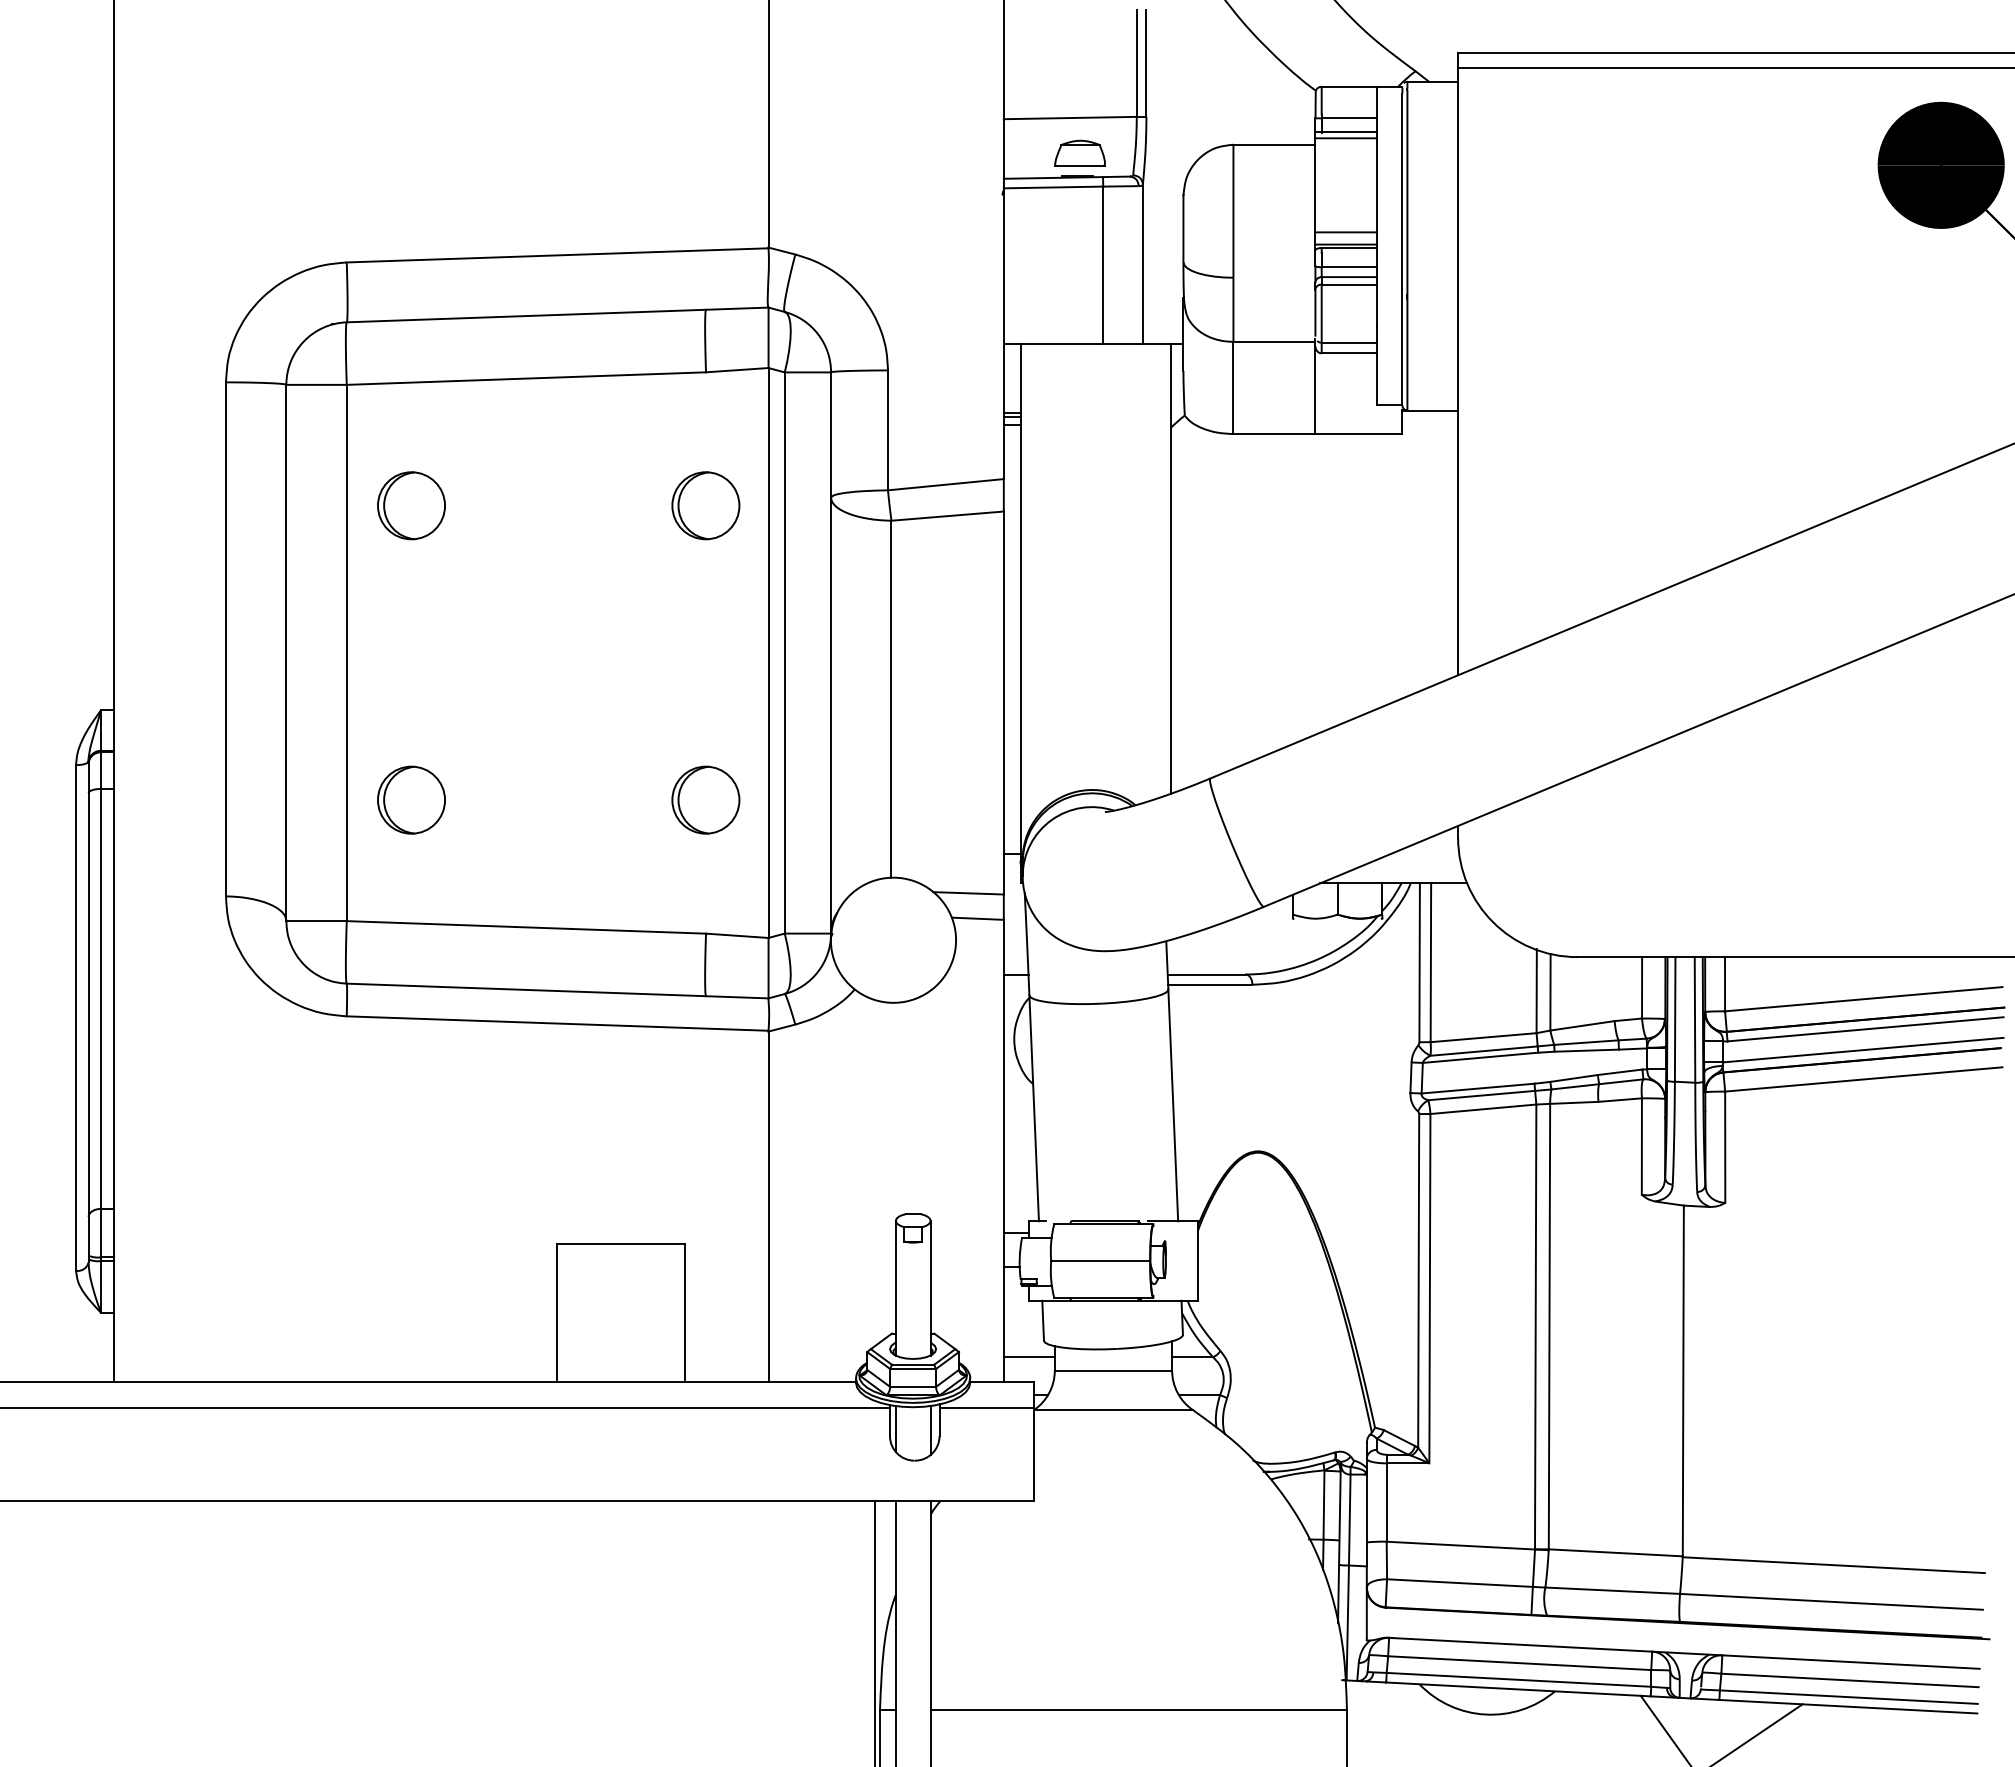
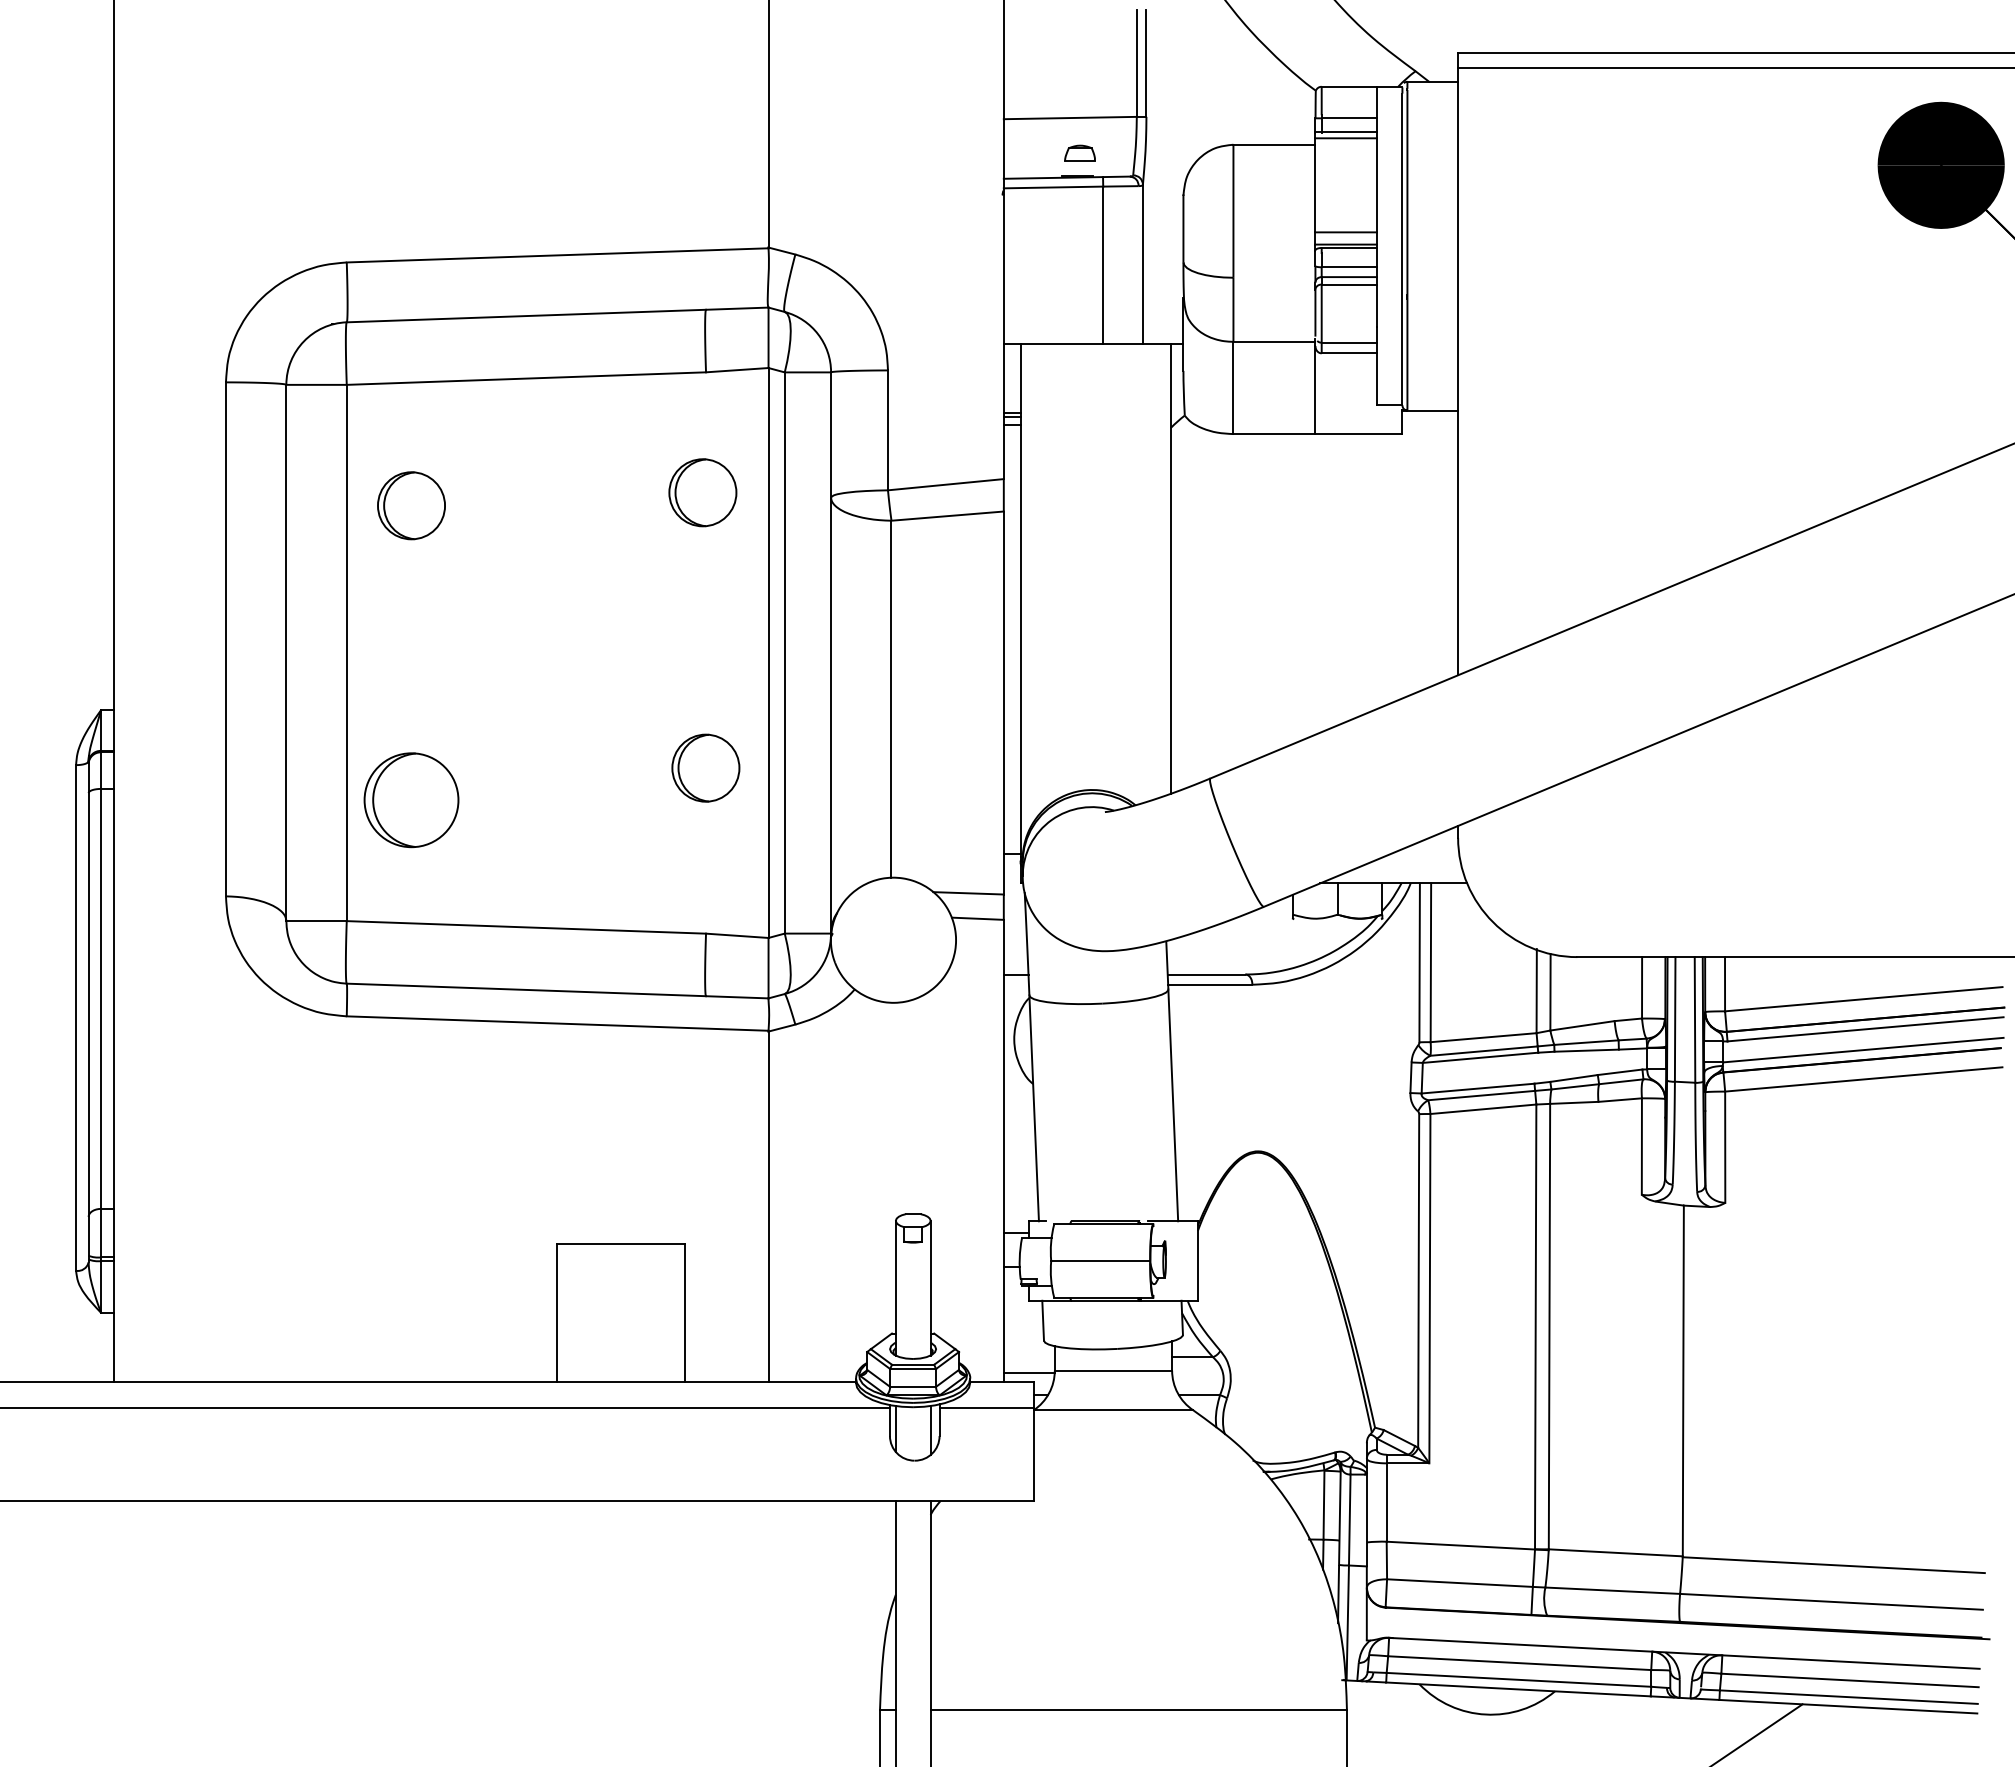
part size: 52x28 px -> 32x18 px (1079, 152)
part position: (705, 505) -> (702, 492) (702, 492)
part size: 69x70 px -> 97x97 px (411, 800)
part position: (705, 799) -> (705, 767) (705, 767)
line position: (1028, 1357) -> (1028, 1373) (1028, 1373)
line: present -> none (875, 1632)
line: present -> none (1664, 1729)
